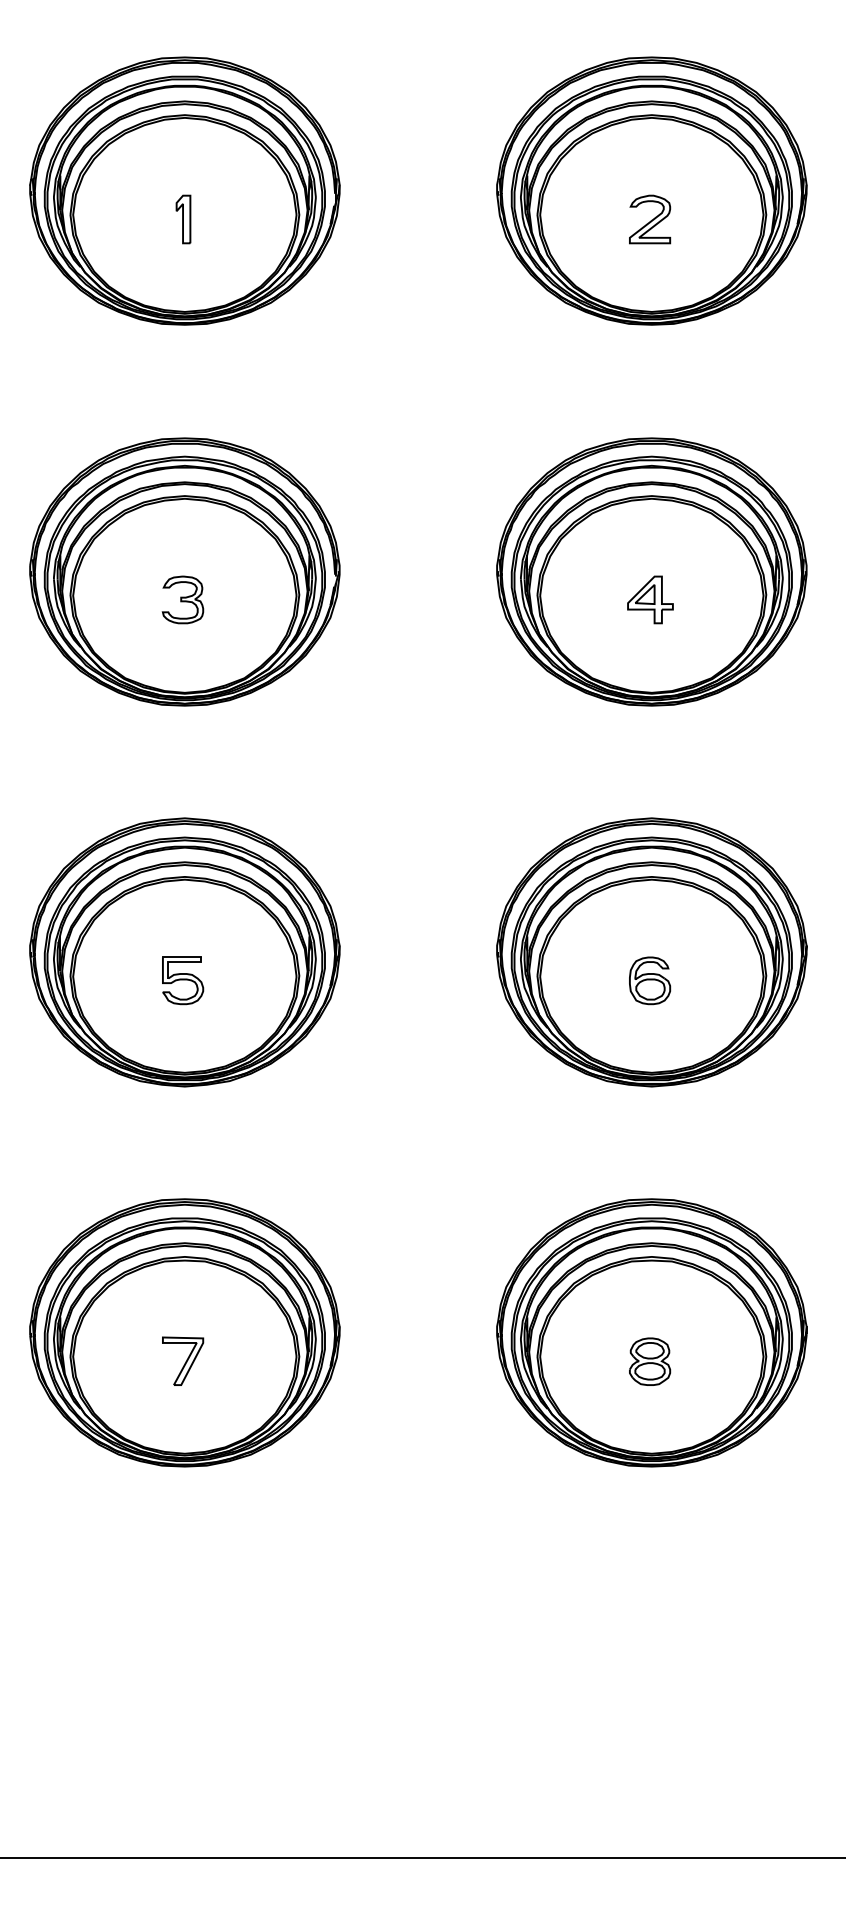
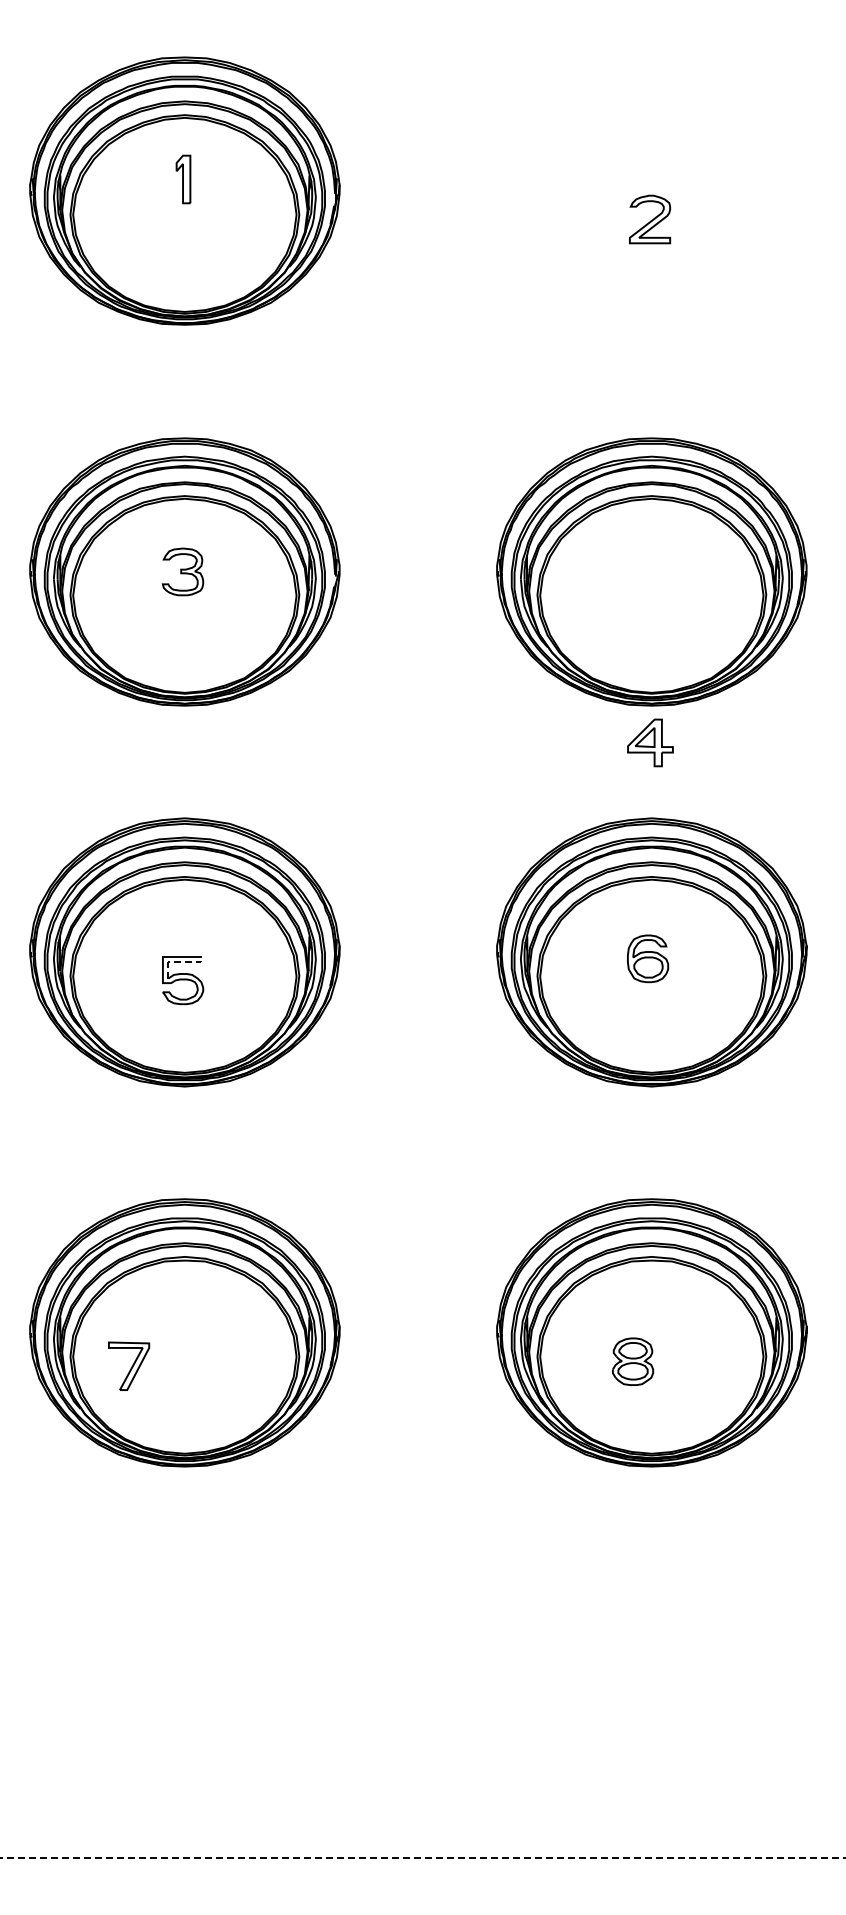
part: present -> none (651, 190)
part position: (183, 219) -> (183, 179) (183, 179)
part position: (182, 599) -> (182, 571) (182, 571)
part position: (650, 599) -> (650, 742) (650, 742)
line: solid -> dashed (179, 962)
part position: (650, 980) -> (648, 958) (648, 958)
part position: (183, 1360) -> (129, 1365) (129, 1365)
part position: (650, 1361) -> (633, 1361) (633, 1361)
line: solid -> dashed (424, 1857)
